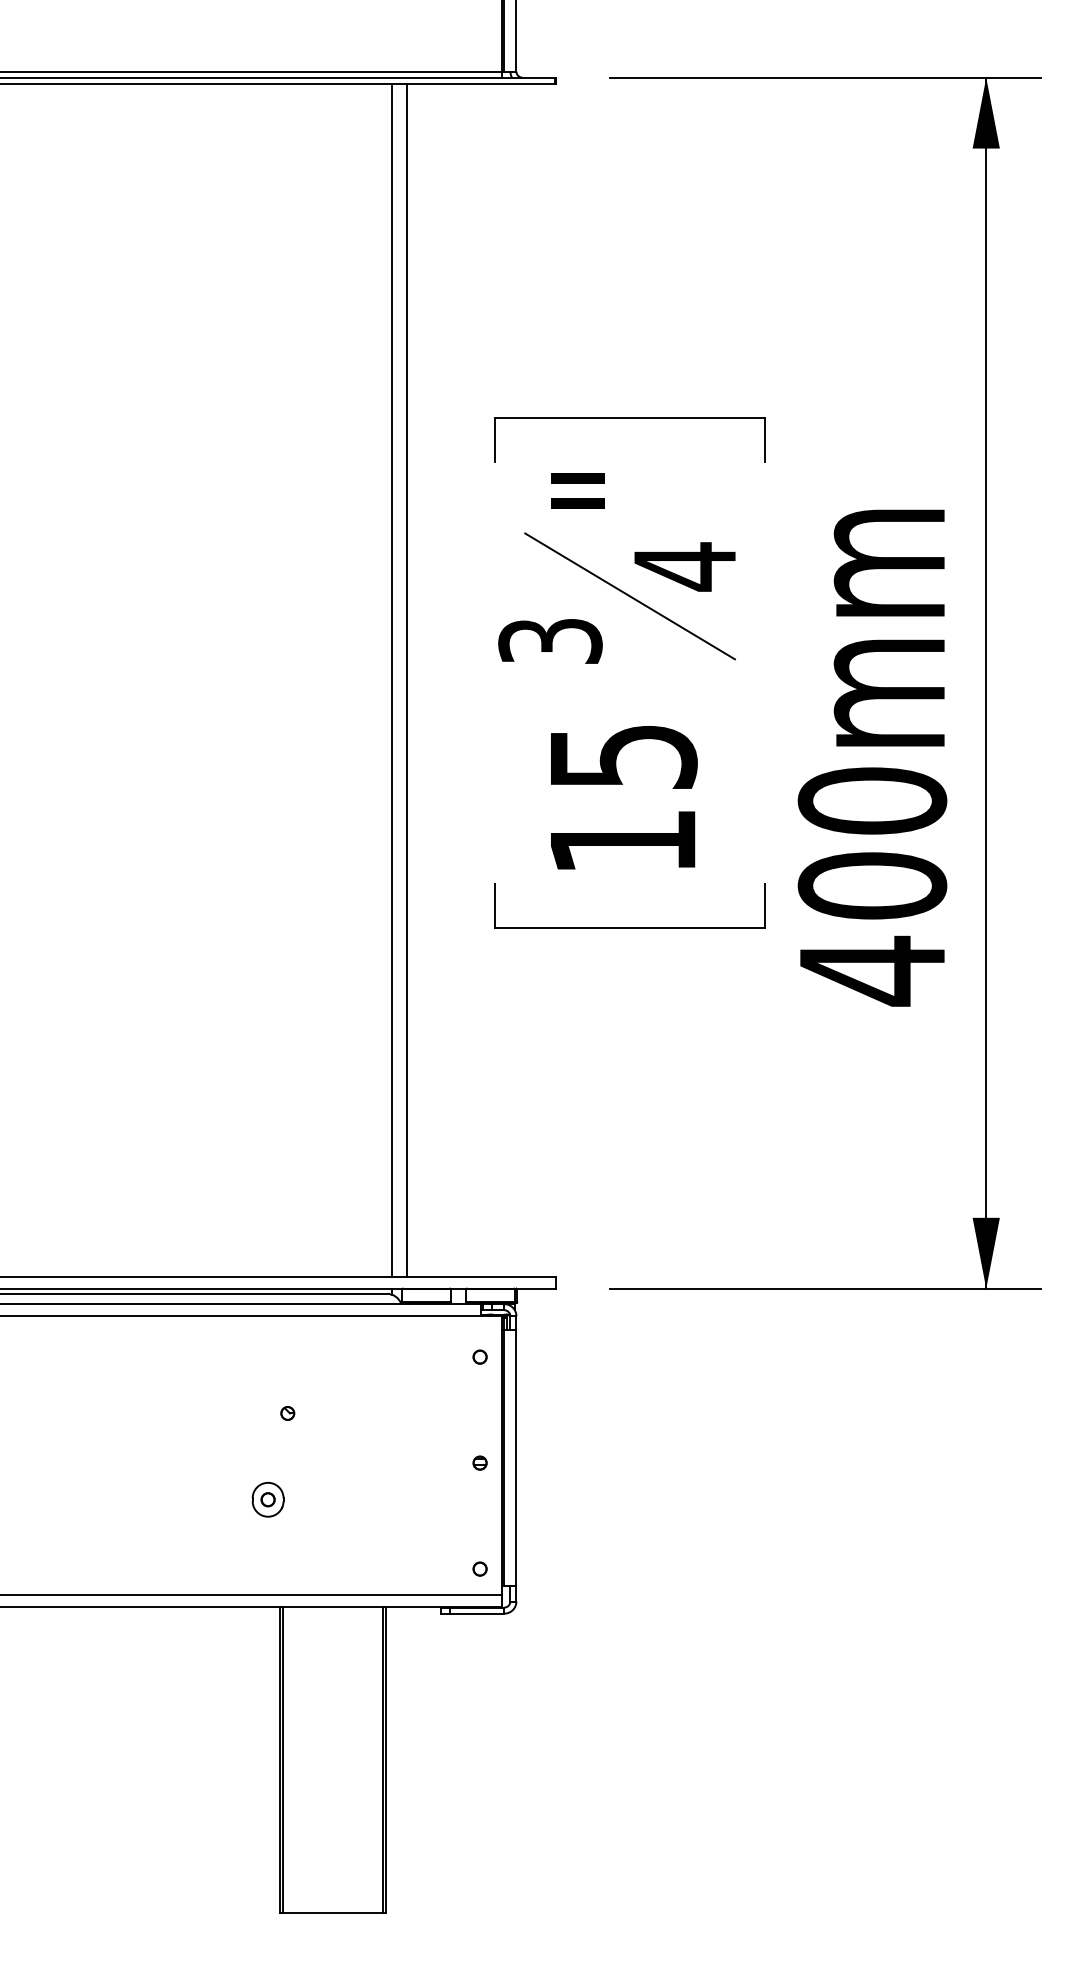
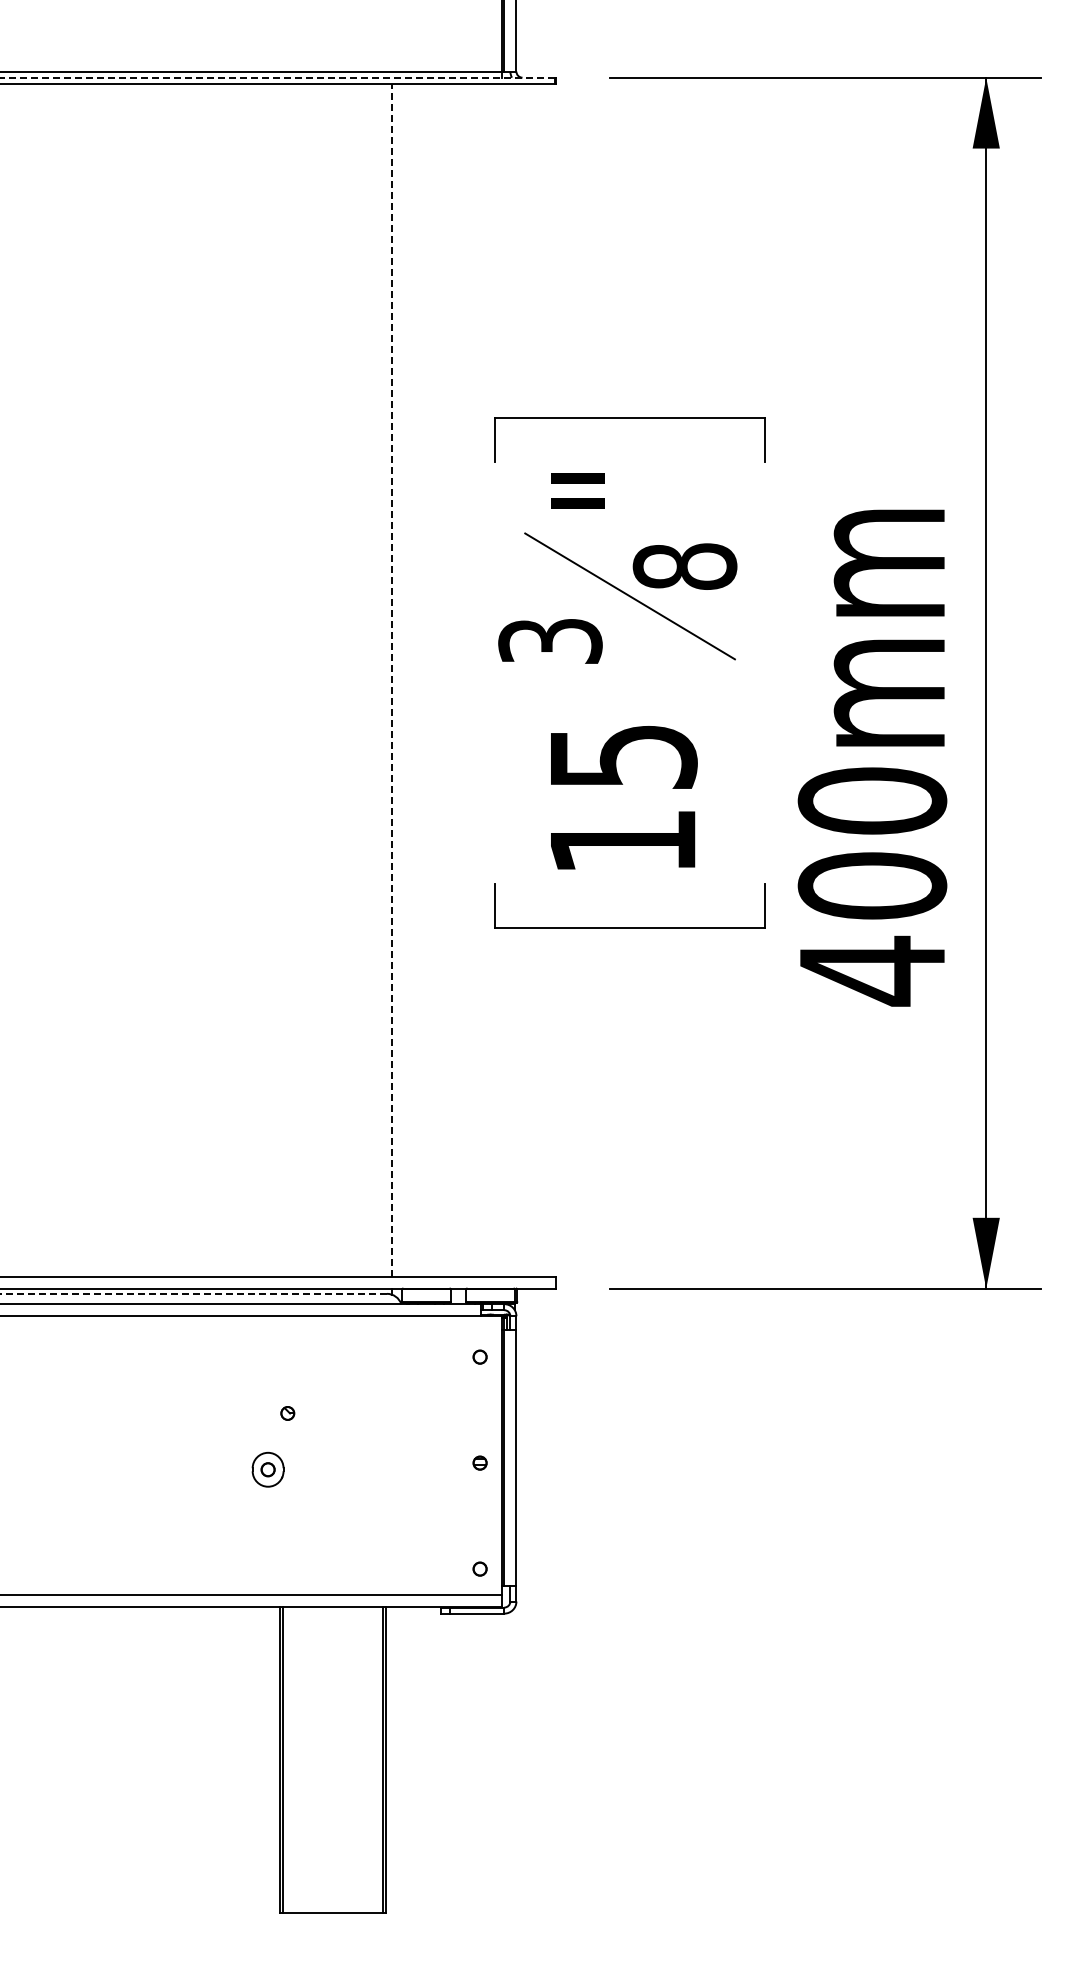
line: solid -> dashed (277, 77)
text: 4 -> 8 (684, 566)
line: solid -> dashed (392, 679)
line: present -> none (407, 679)
line: solid -> dashed (194, 1293)
part position: (267, 1499) -> (267, 1469) (267, 1469)
